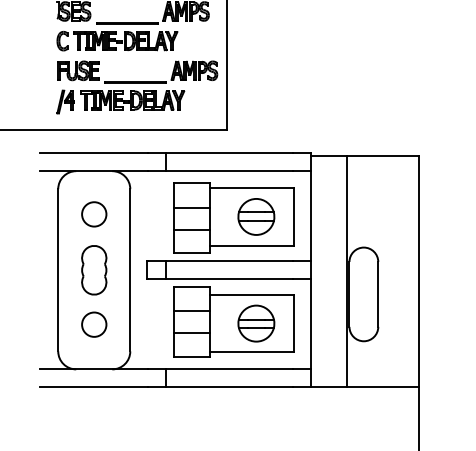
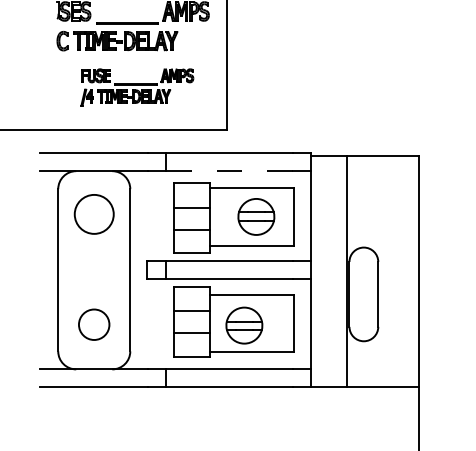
part size: 163x55 px -> 115x39 px (137, 87)
line: solid -> dashed (229, 171)
circle diameter: 24 px -> 39 px (93, 213)
part: present -> none (94, 270)
part position: (256, 323) -> (244, 325) (244, 325)
circle size: 27x27 px -> 33x33 px (94, 324)
